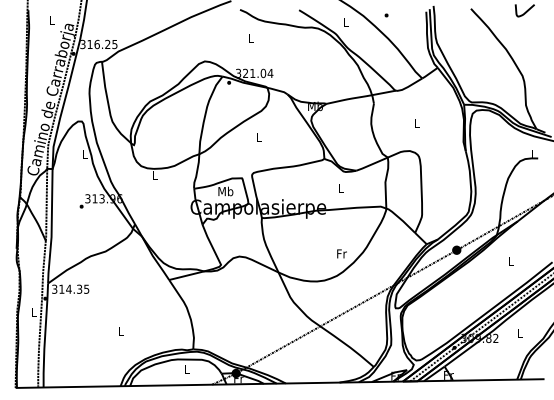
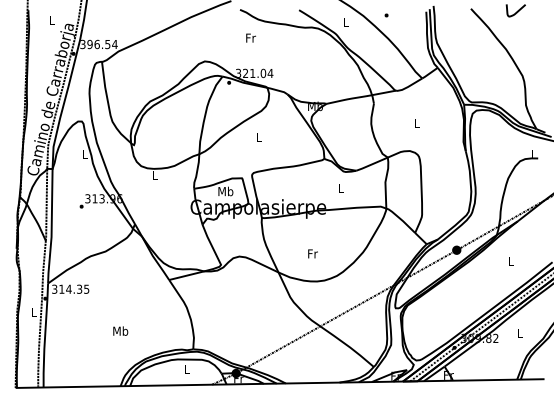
curve position: (525, 11) -> (516, 11) (516, 11)
text: L -> Fr (251, 37)
text: 316.25 -> 396.54 (102, 44)
text position: (341, 253) -> (312, 253) (312, 253)
text: L -> Mb (120, 330)
